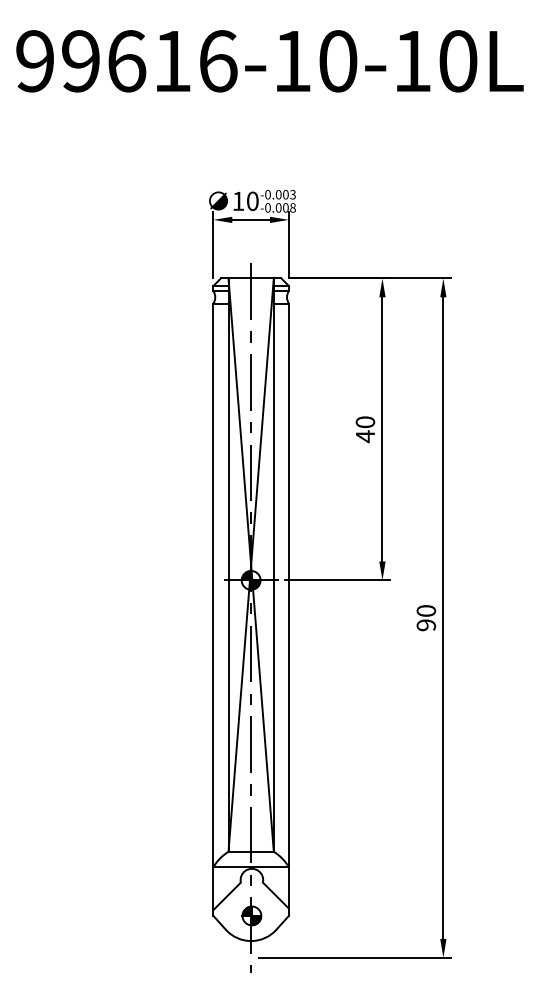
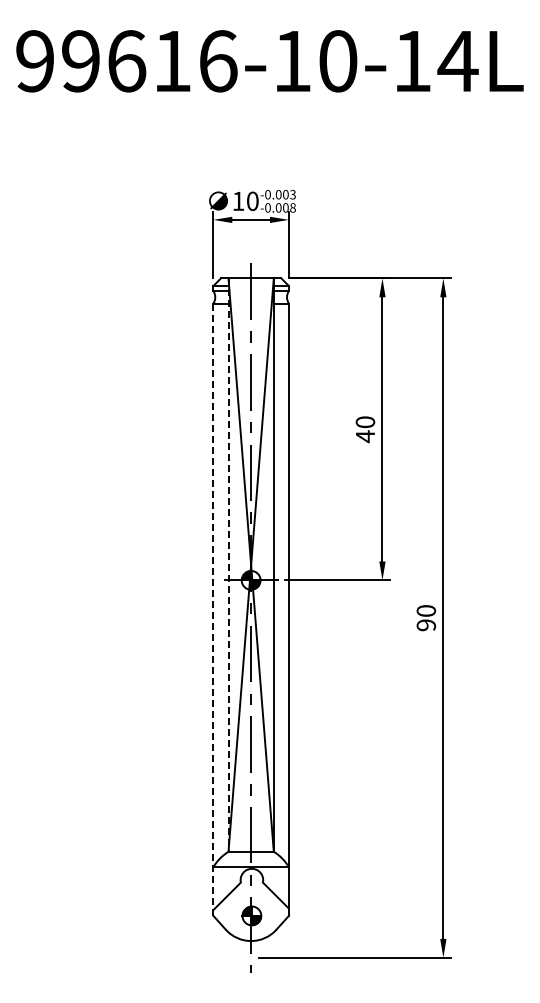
text: 99616-10-10L -> 99616-10-14L (457, 61)
line: solid -> dashed (228, 565)
line: solid -> dashed (213, 610)
